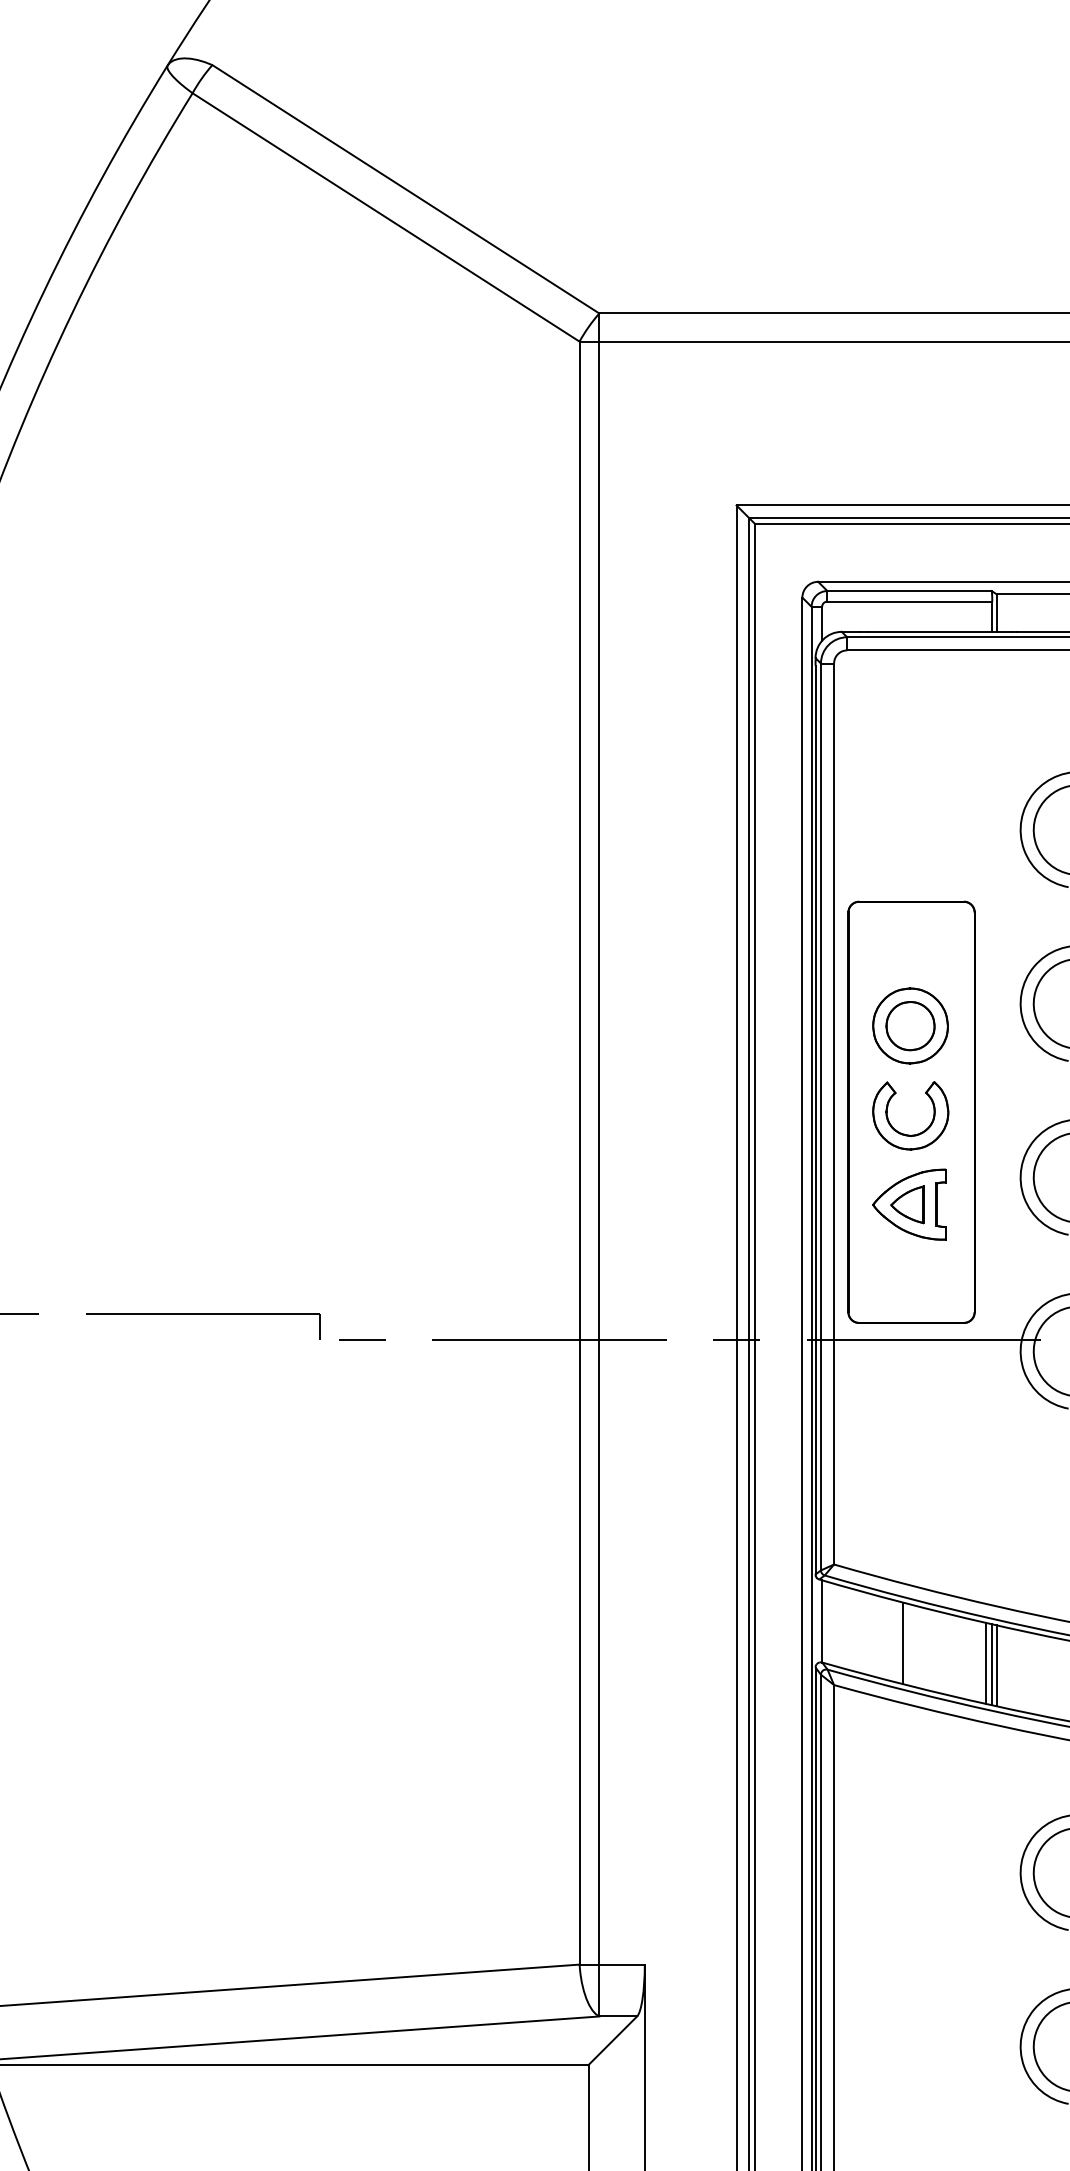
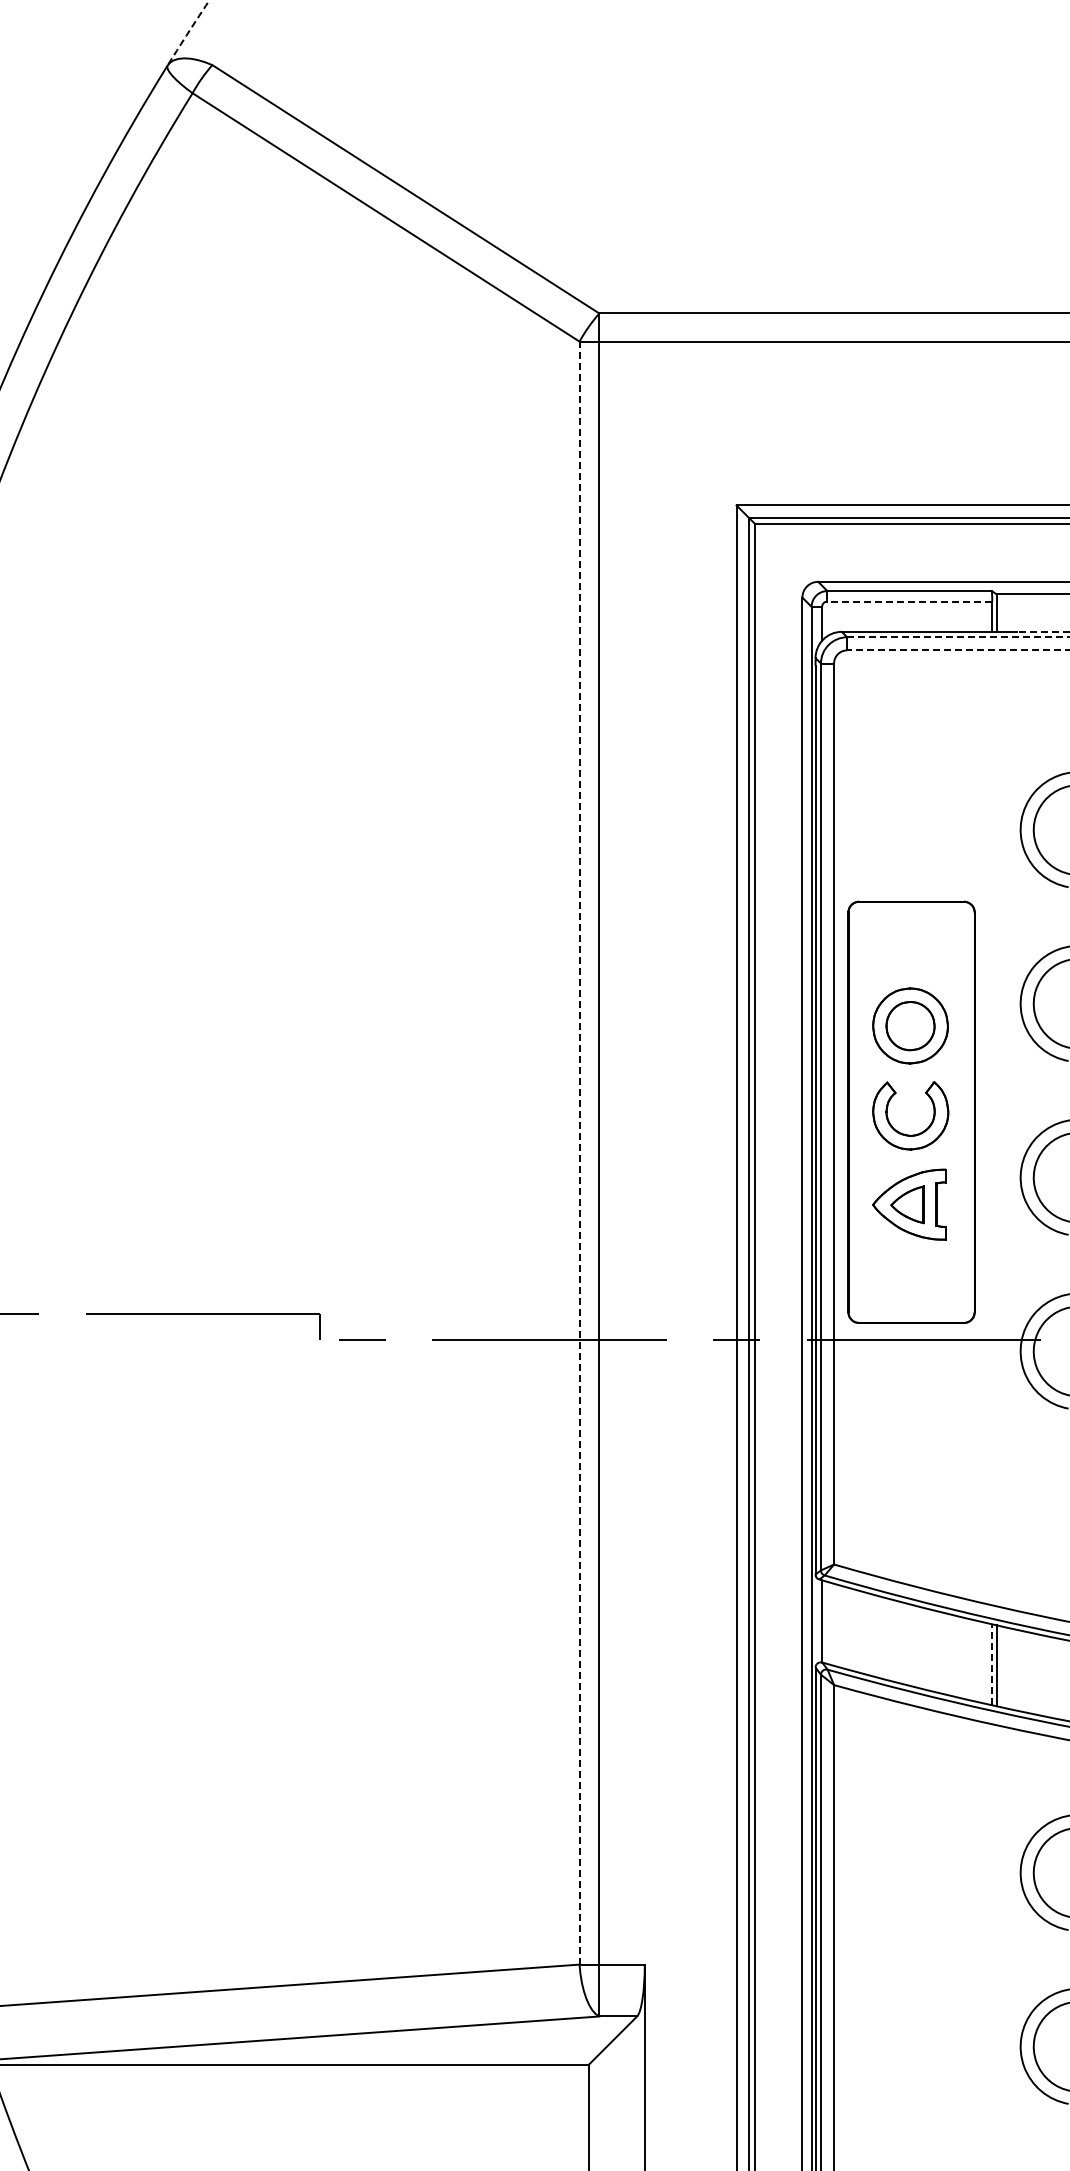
arc: solid -> dashed (188, 33)
line: solid -> dashed (909, 601)
line: solid -> dashed (1043, 631)
line: solid -> dashed (958, 637)
line: solid -> dashed (958, 650)
line: solid -> dashed (579, 1152)
line: present -> none (903, 1643)
line: present -> none (986, 1662)
line: solid -> dashed (992, 1664)
